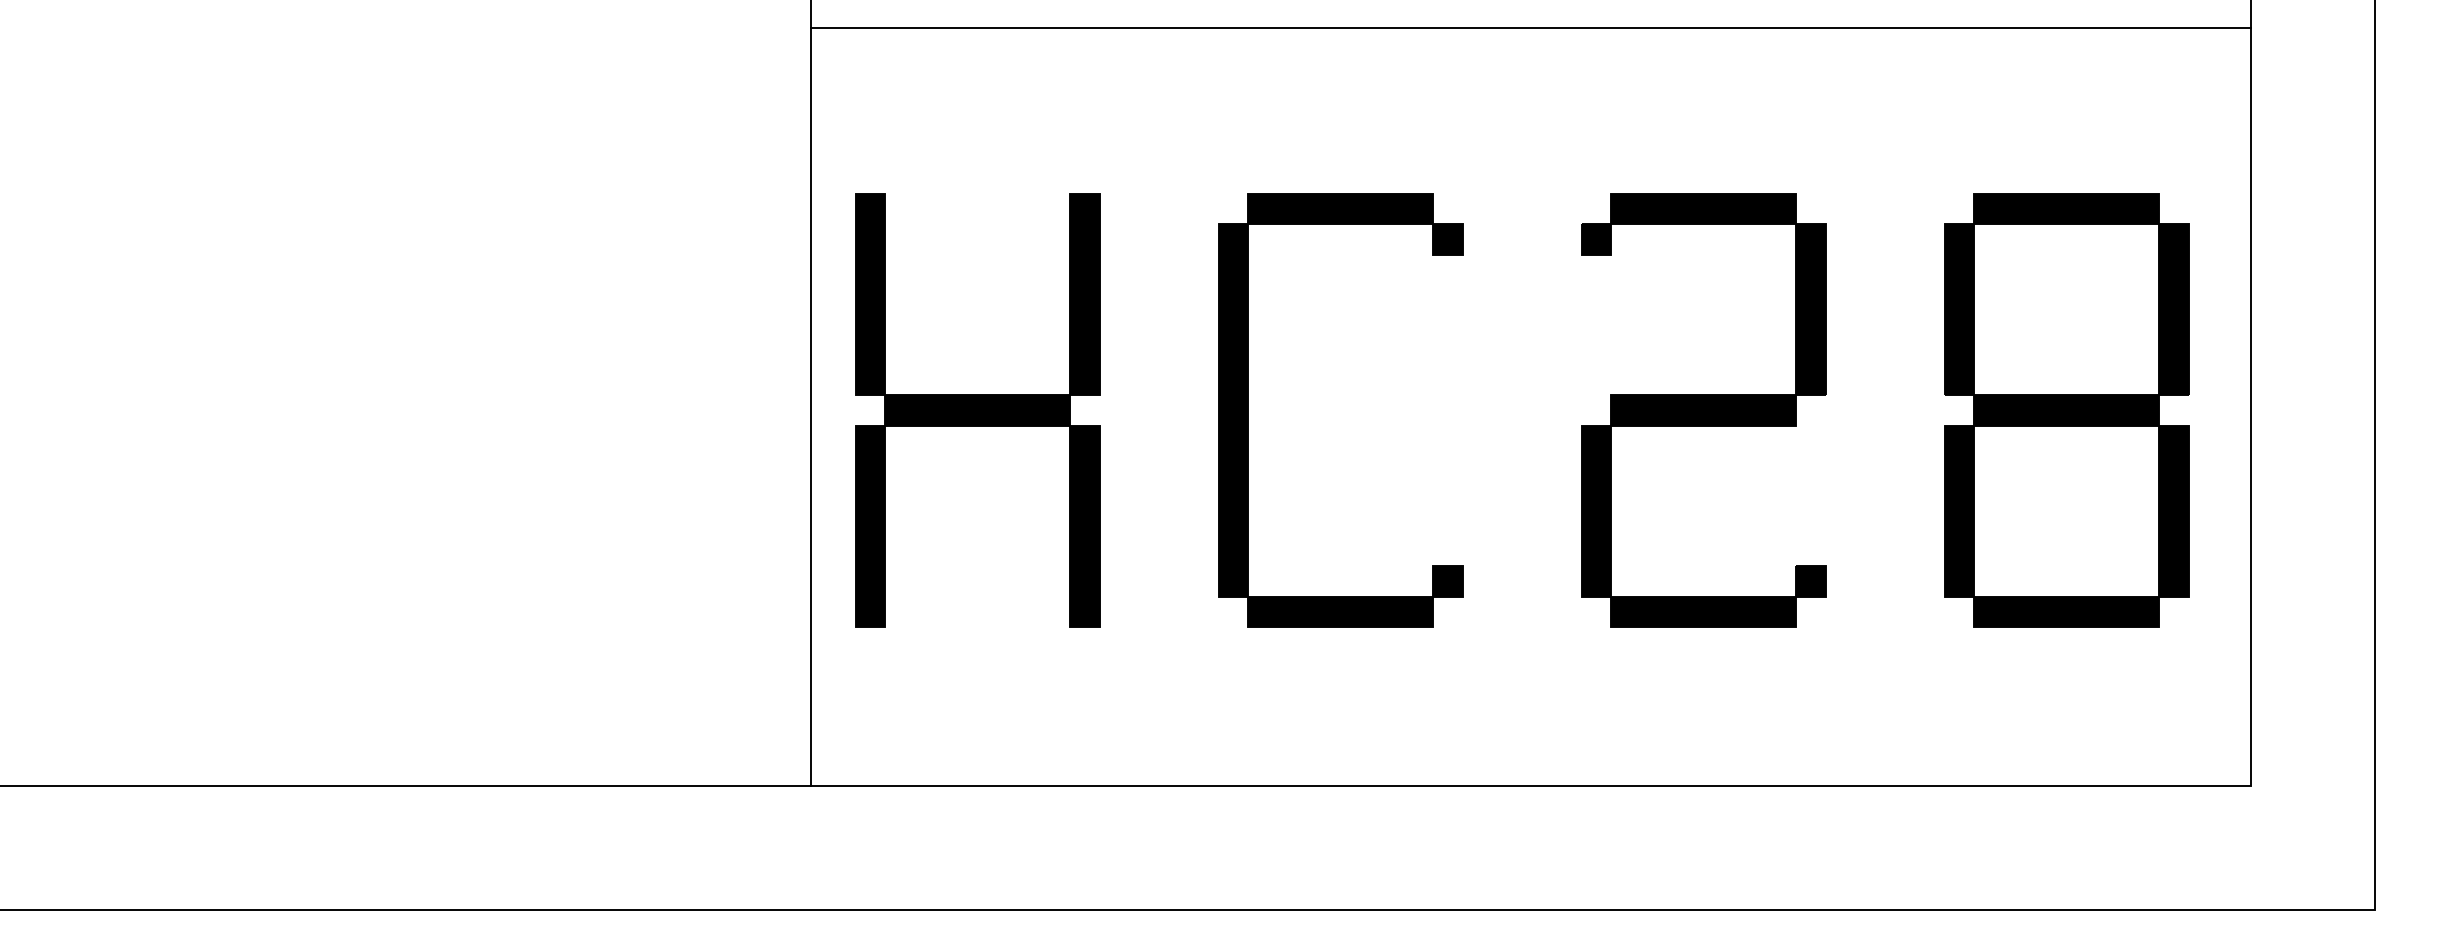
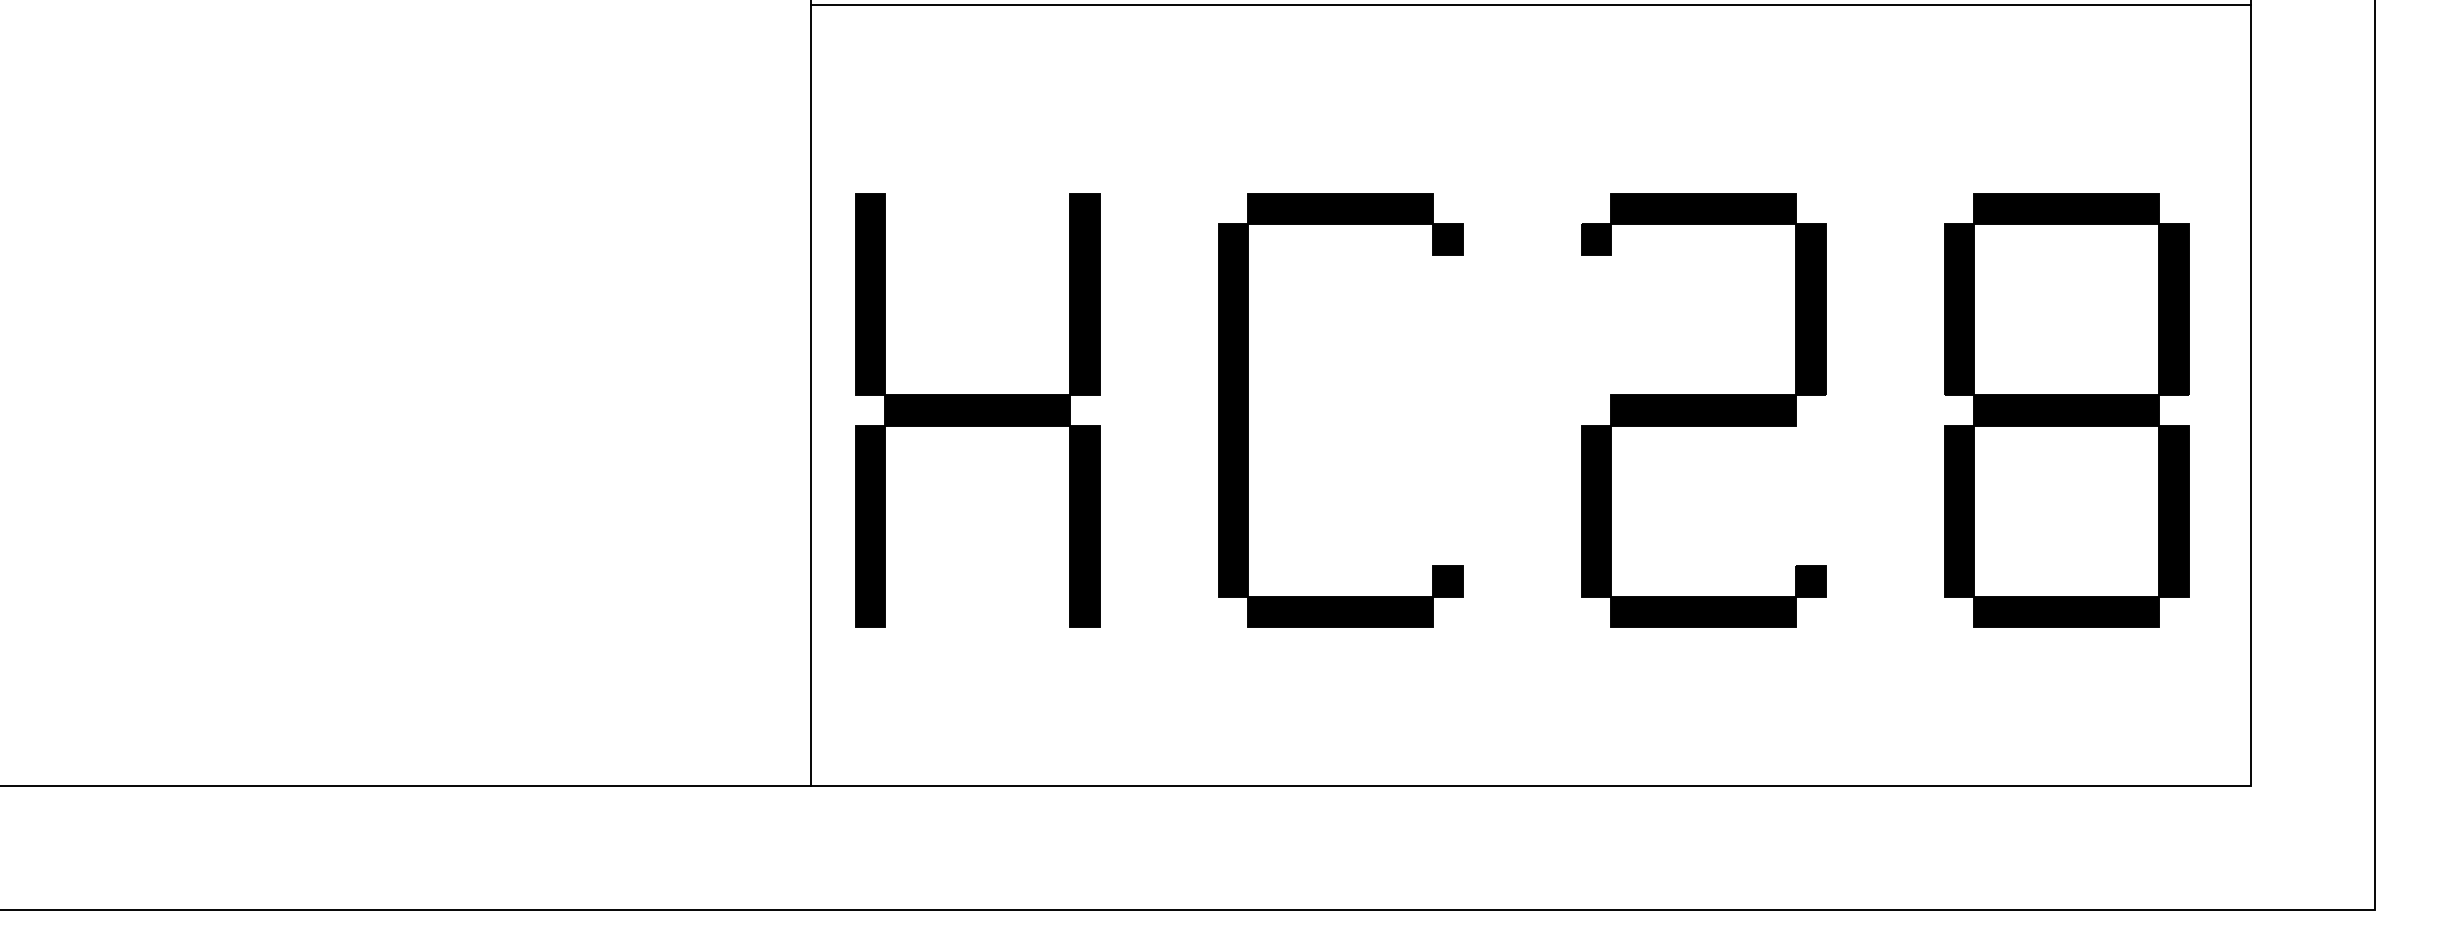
line position: (1531, 28) -> (1531, 5) (1531, 5)
